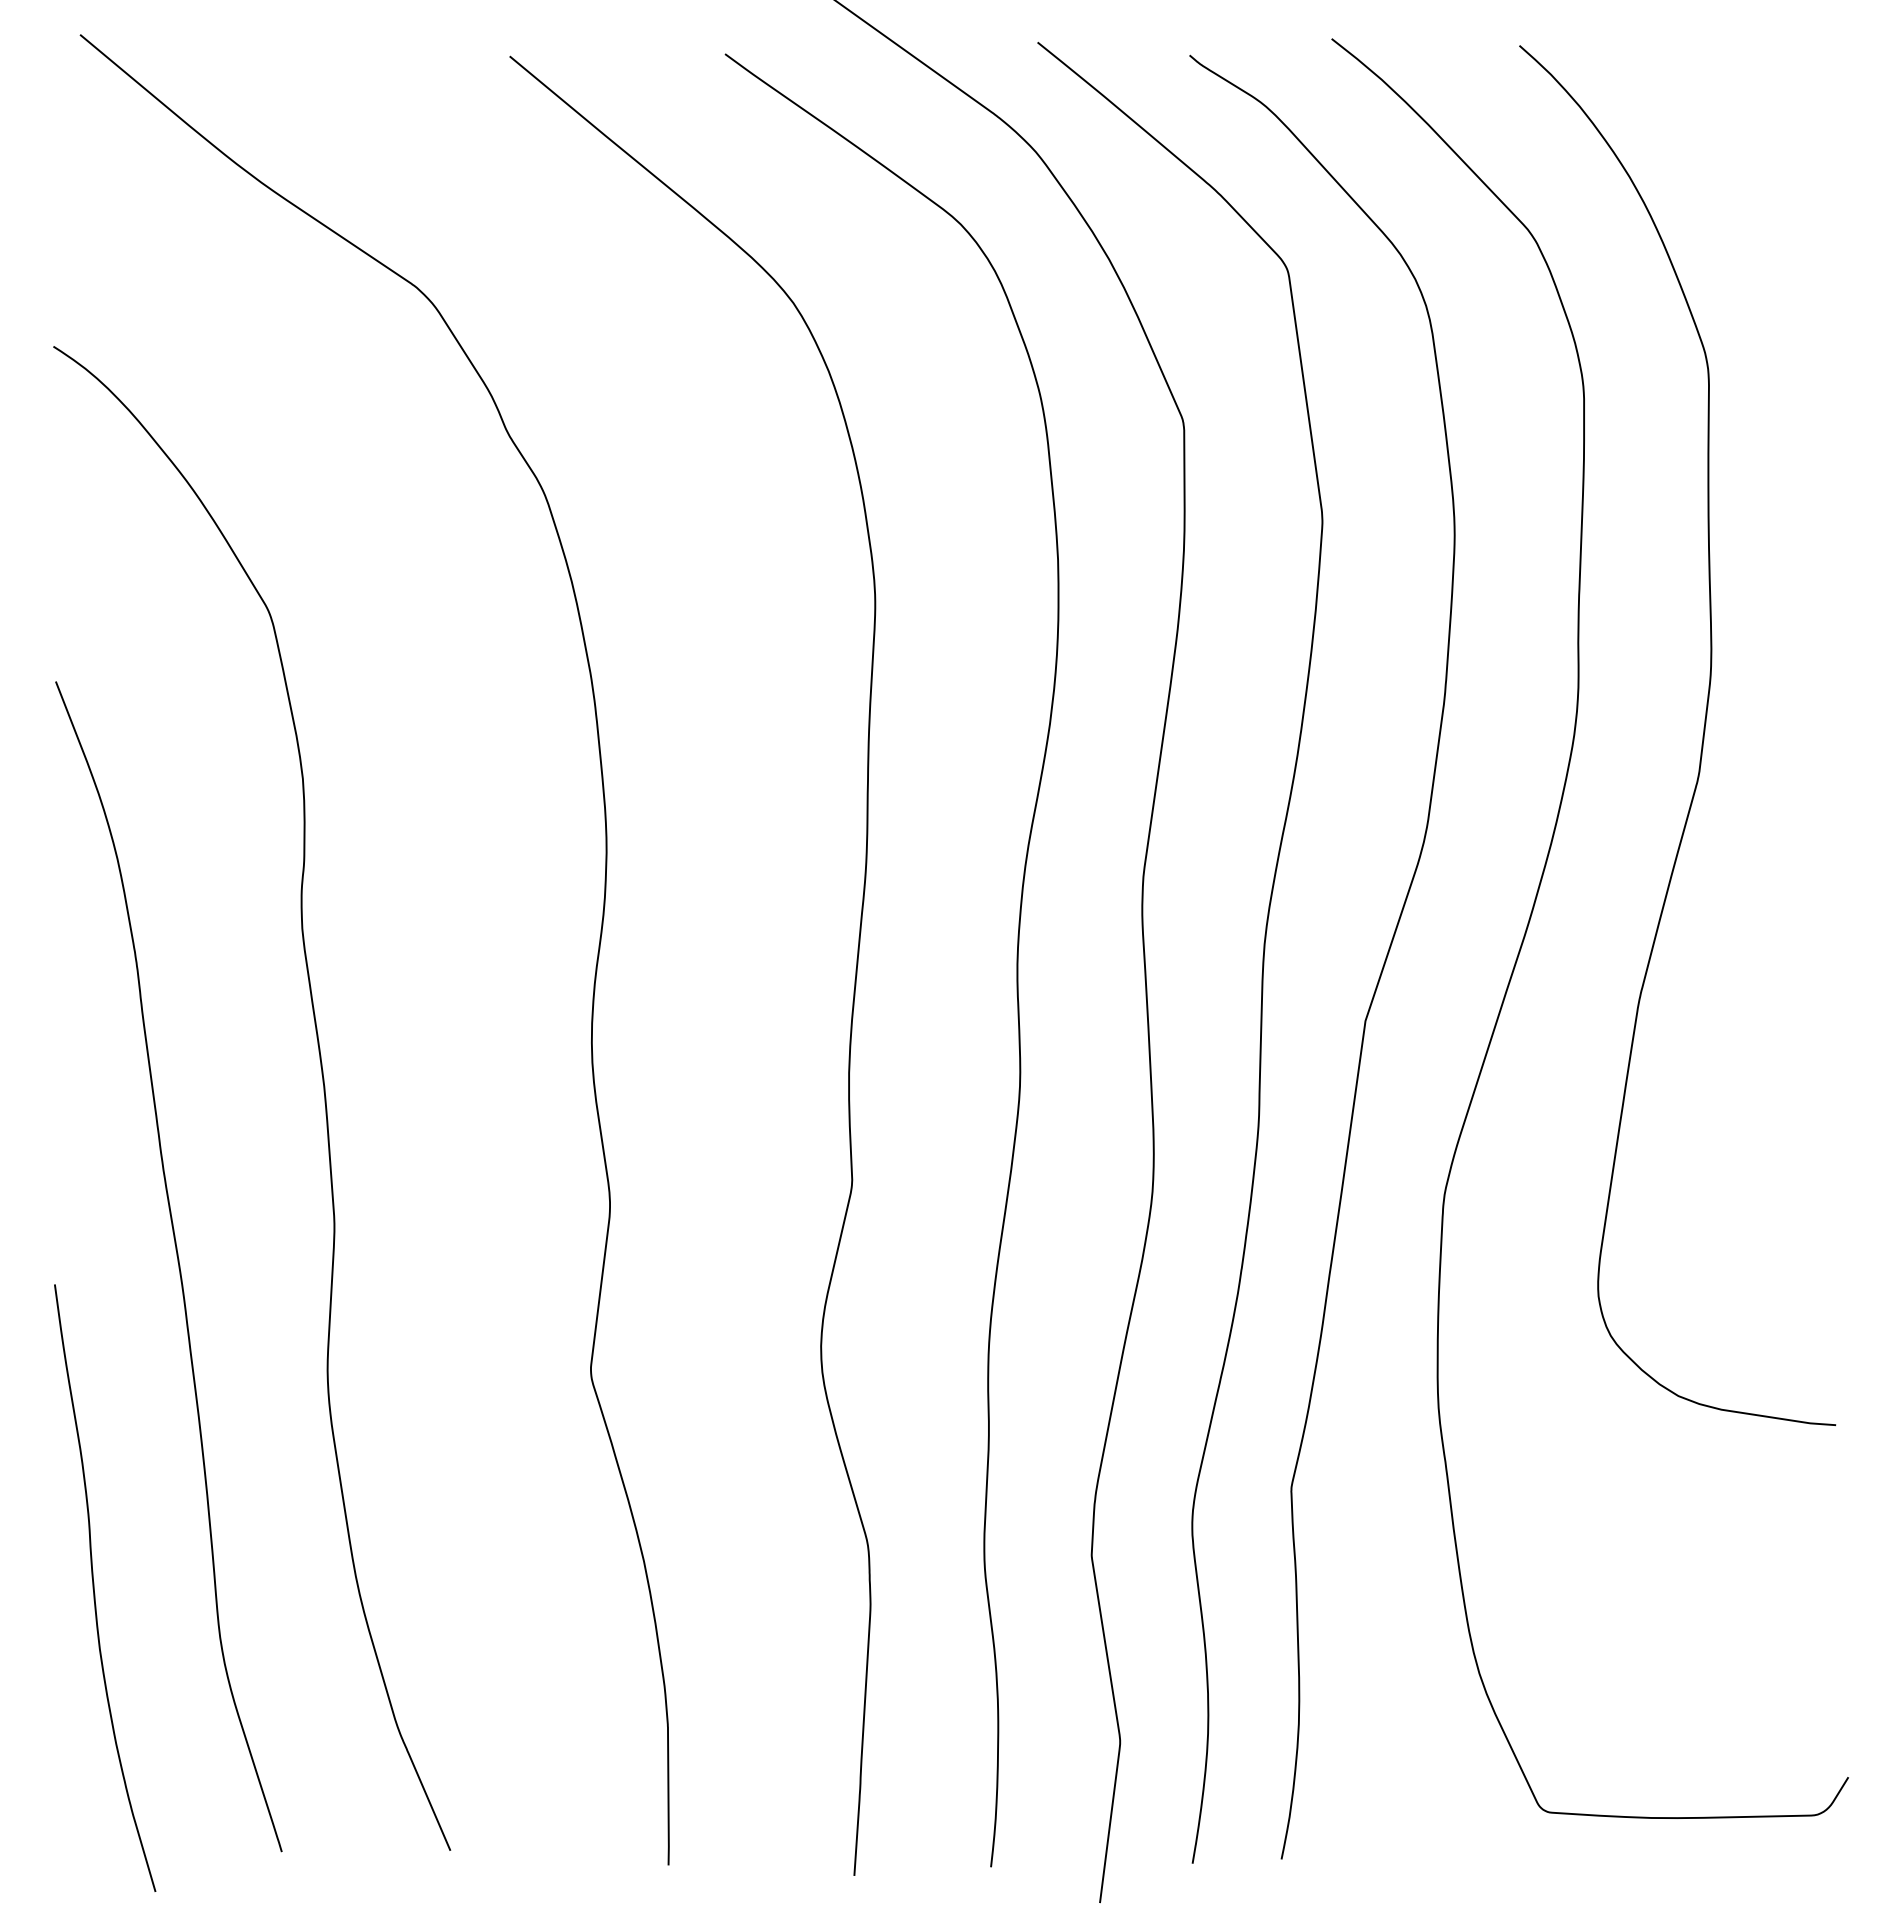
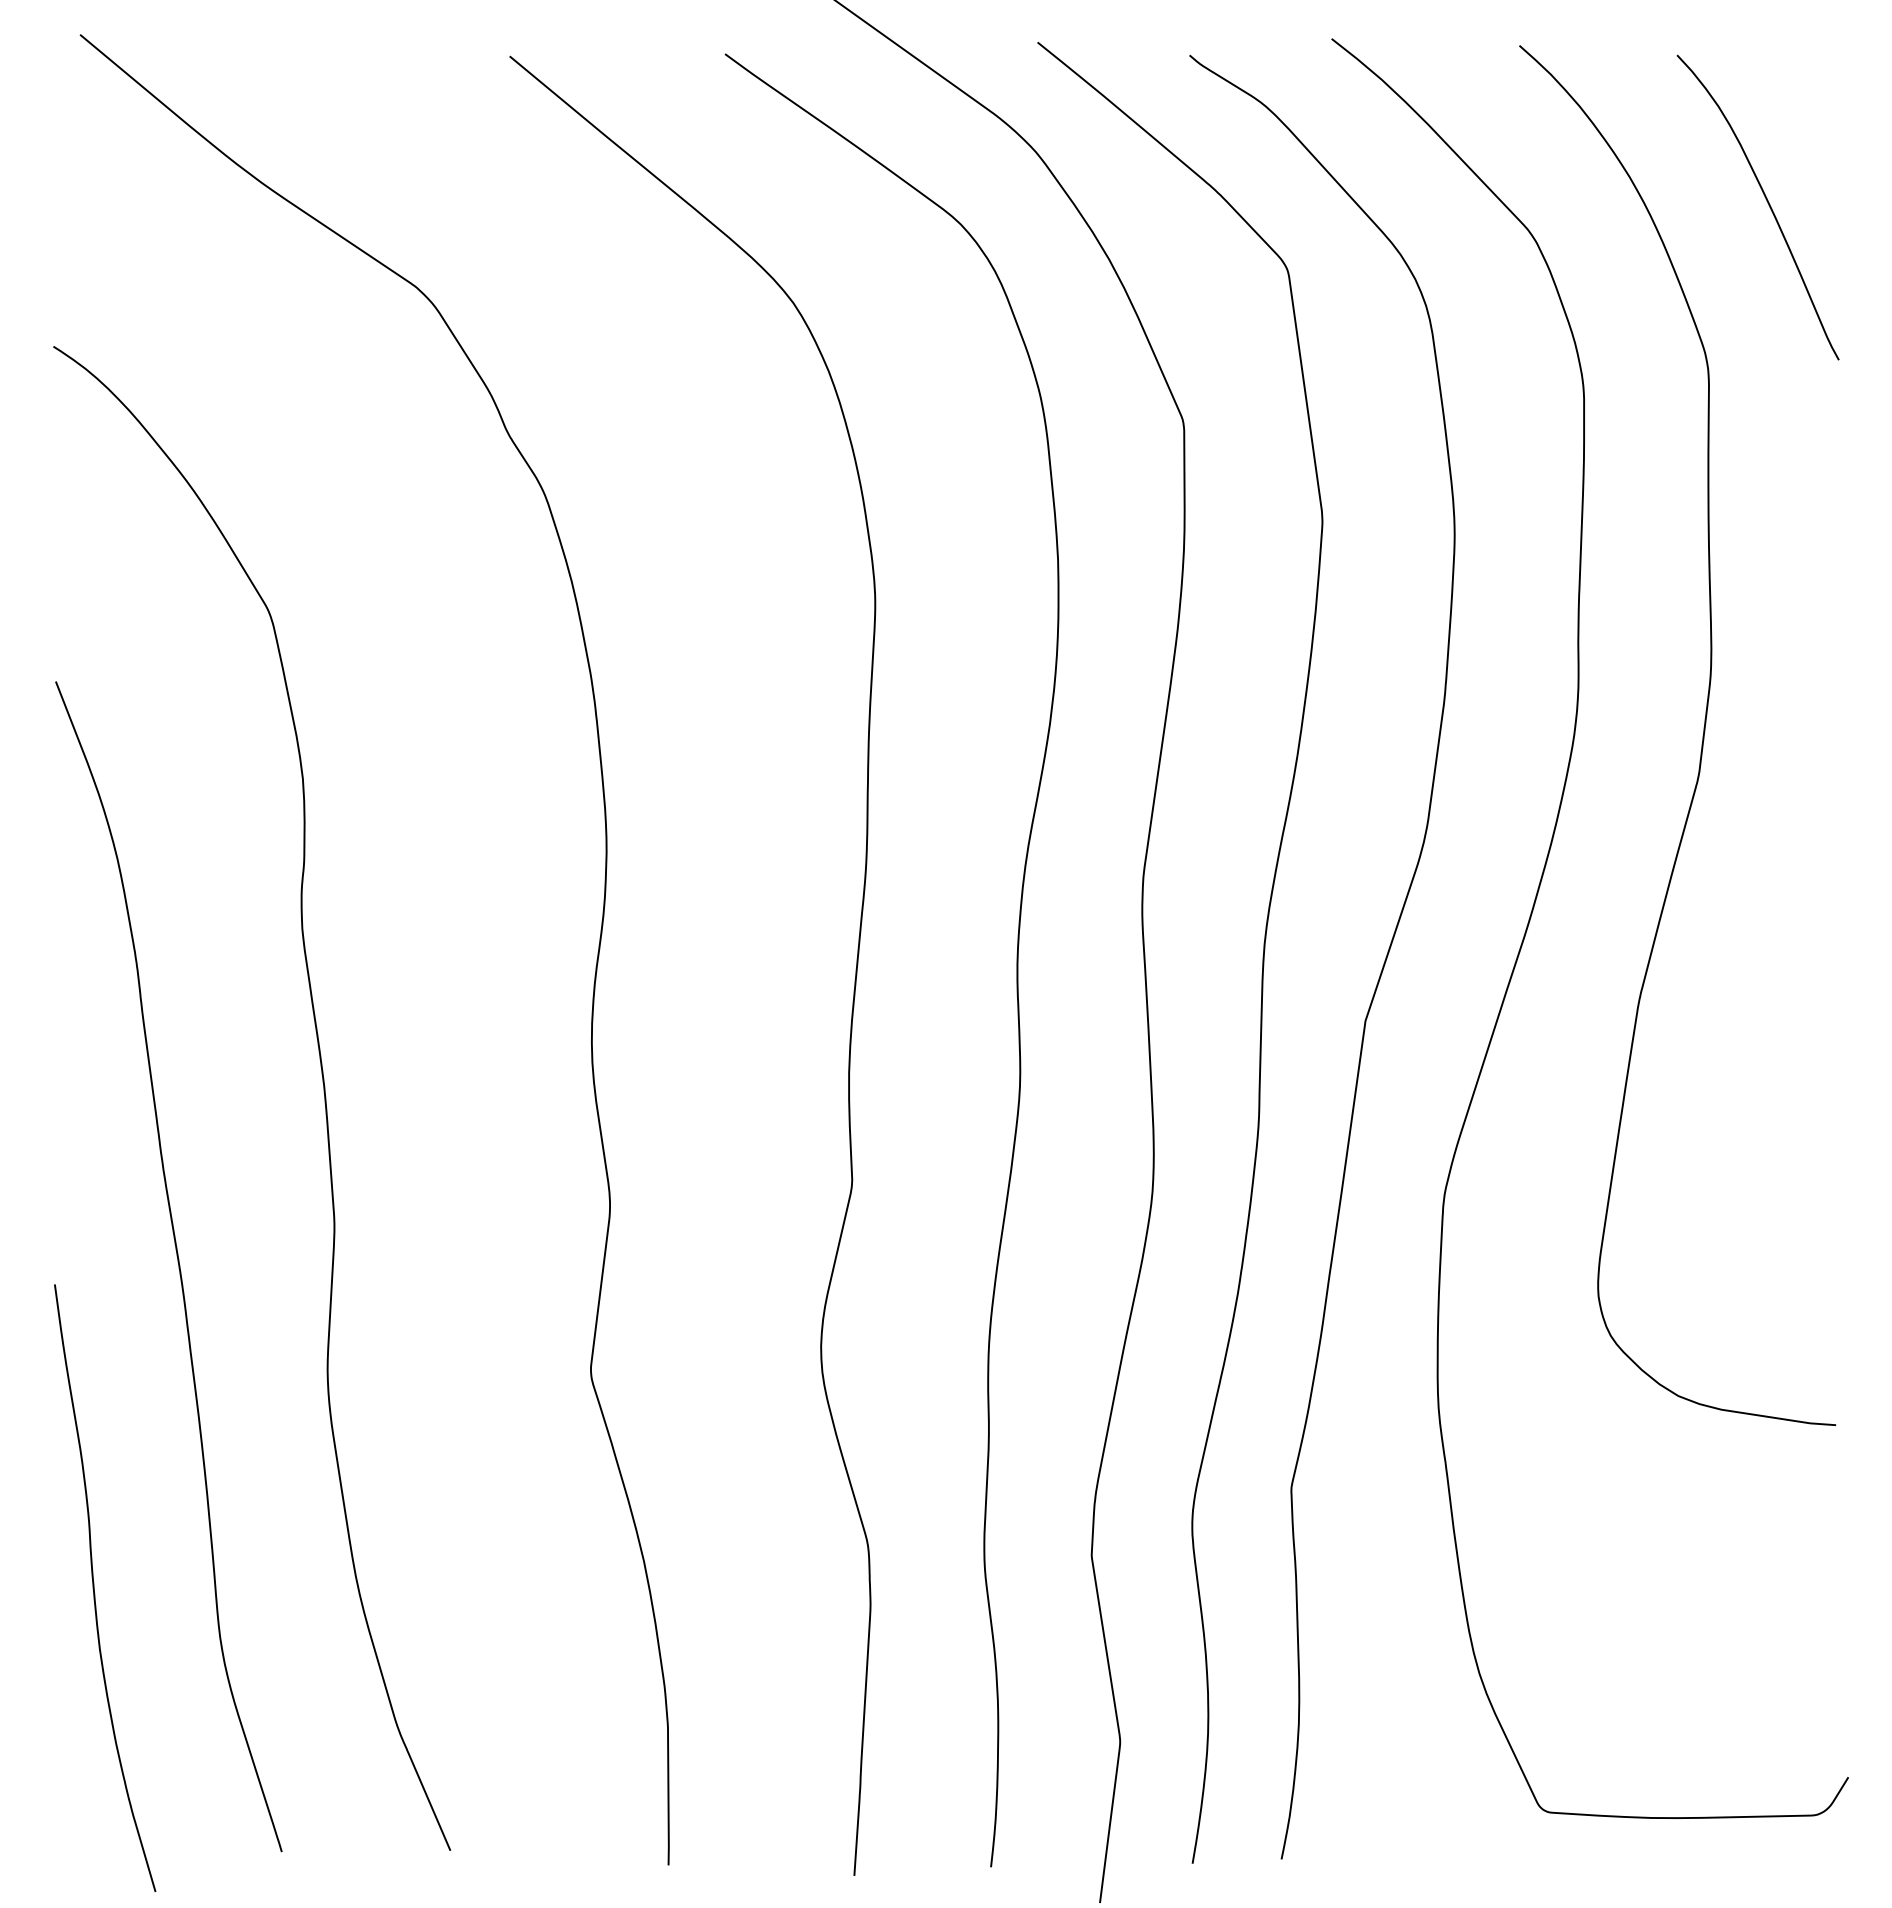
curve: none -> present (1767, 203)
